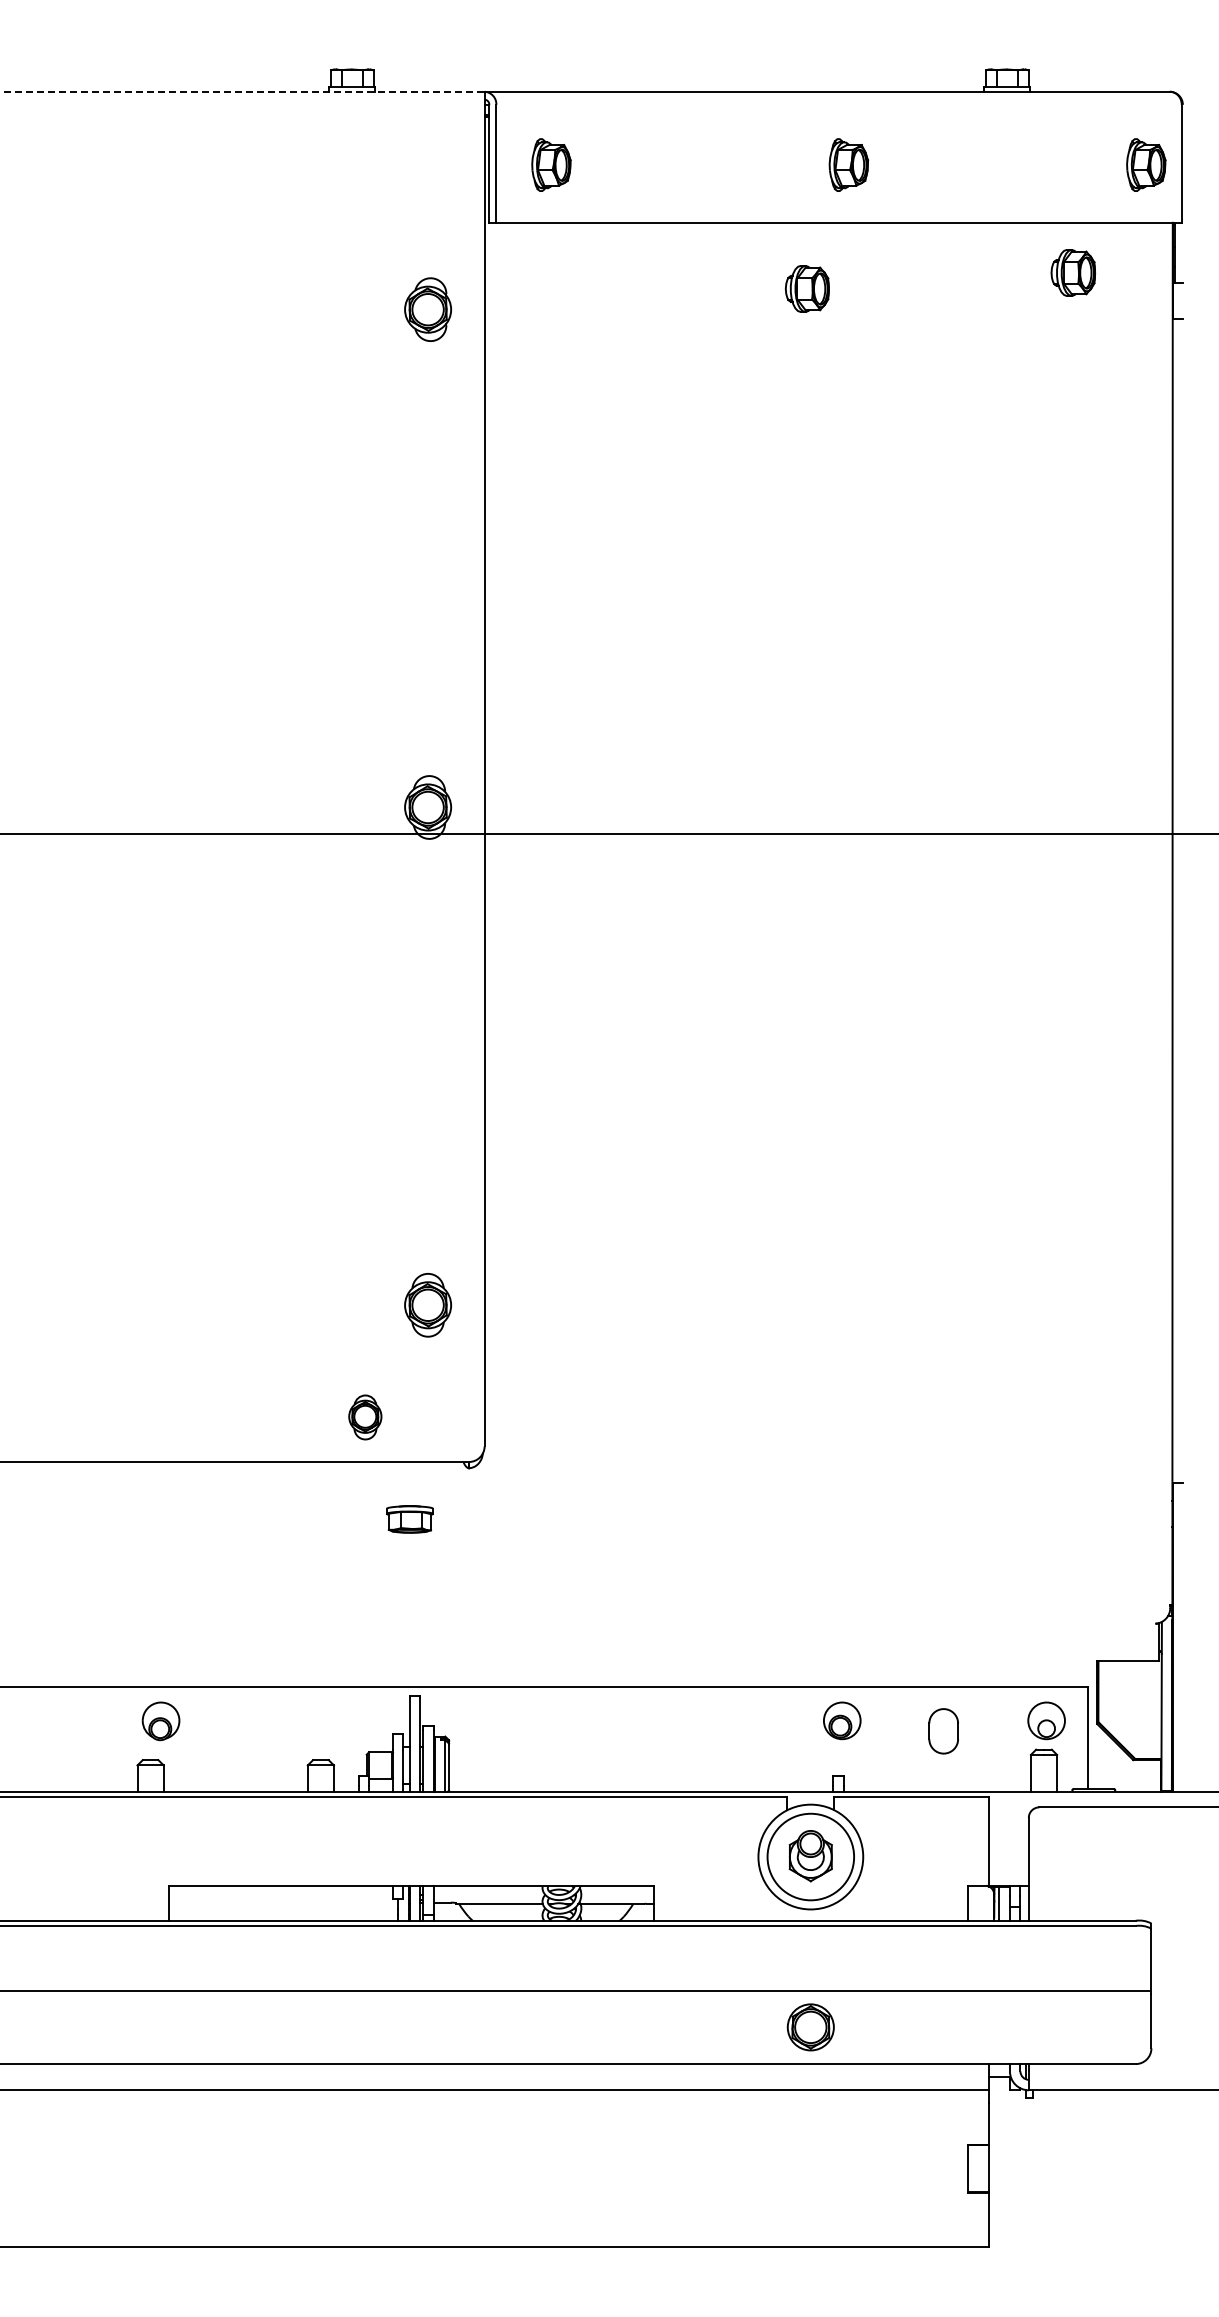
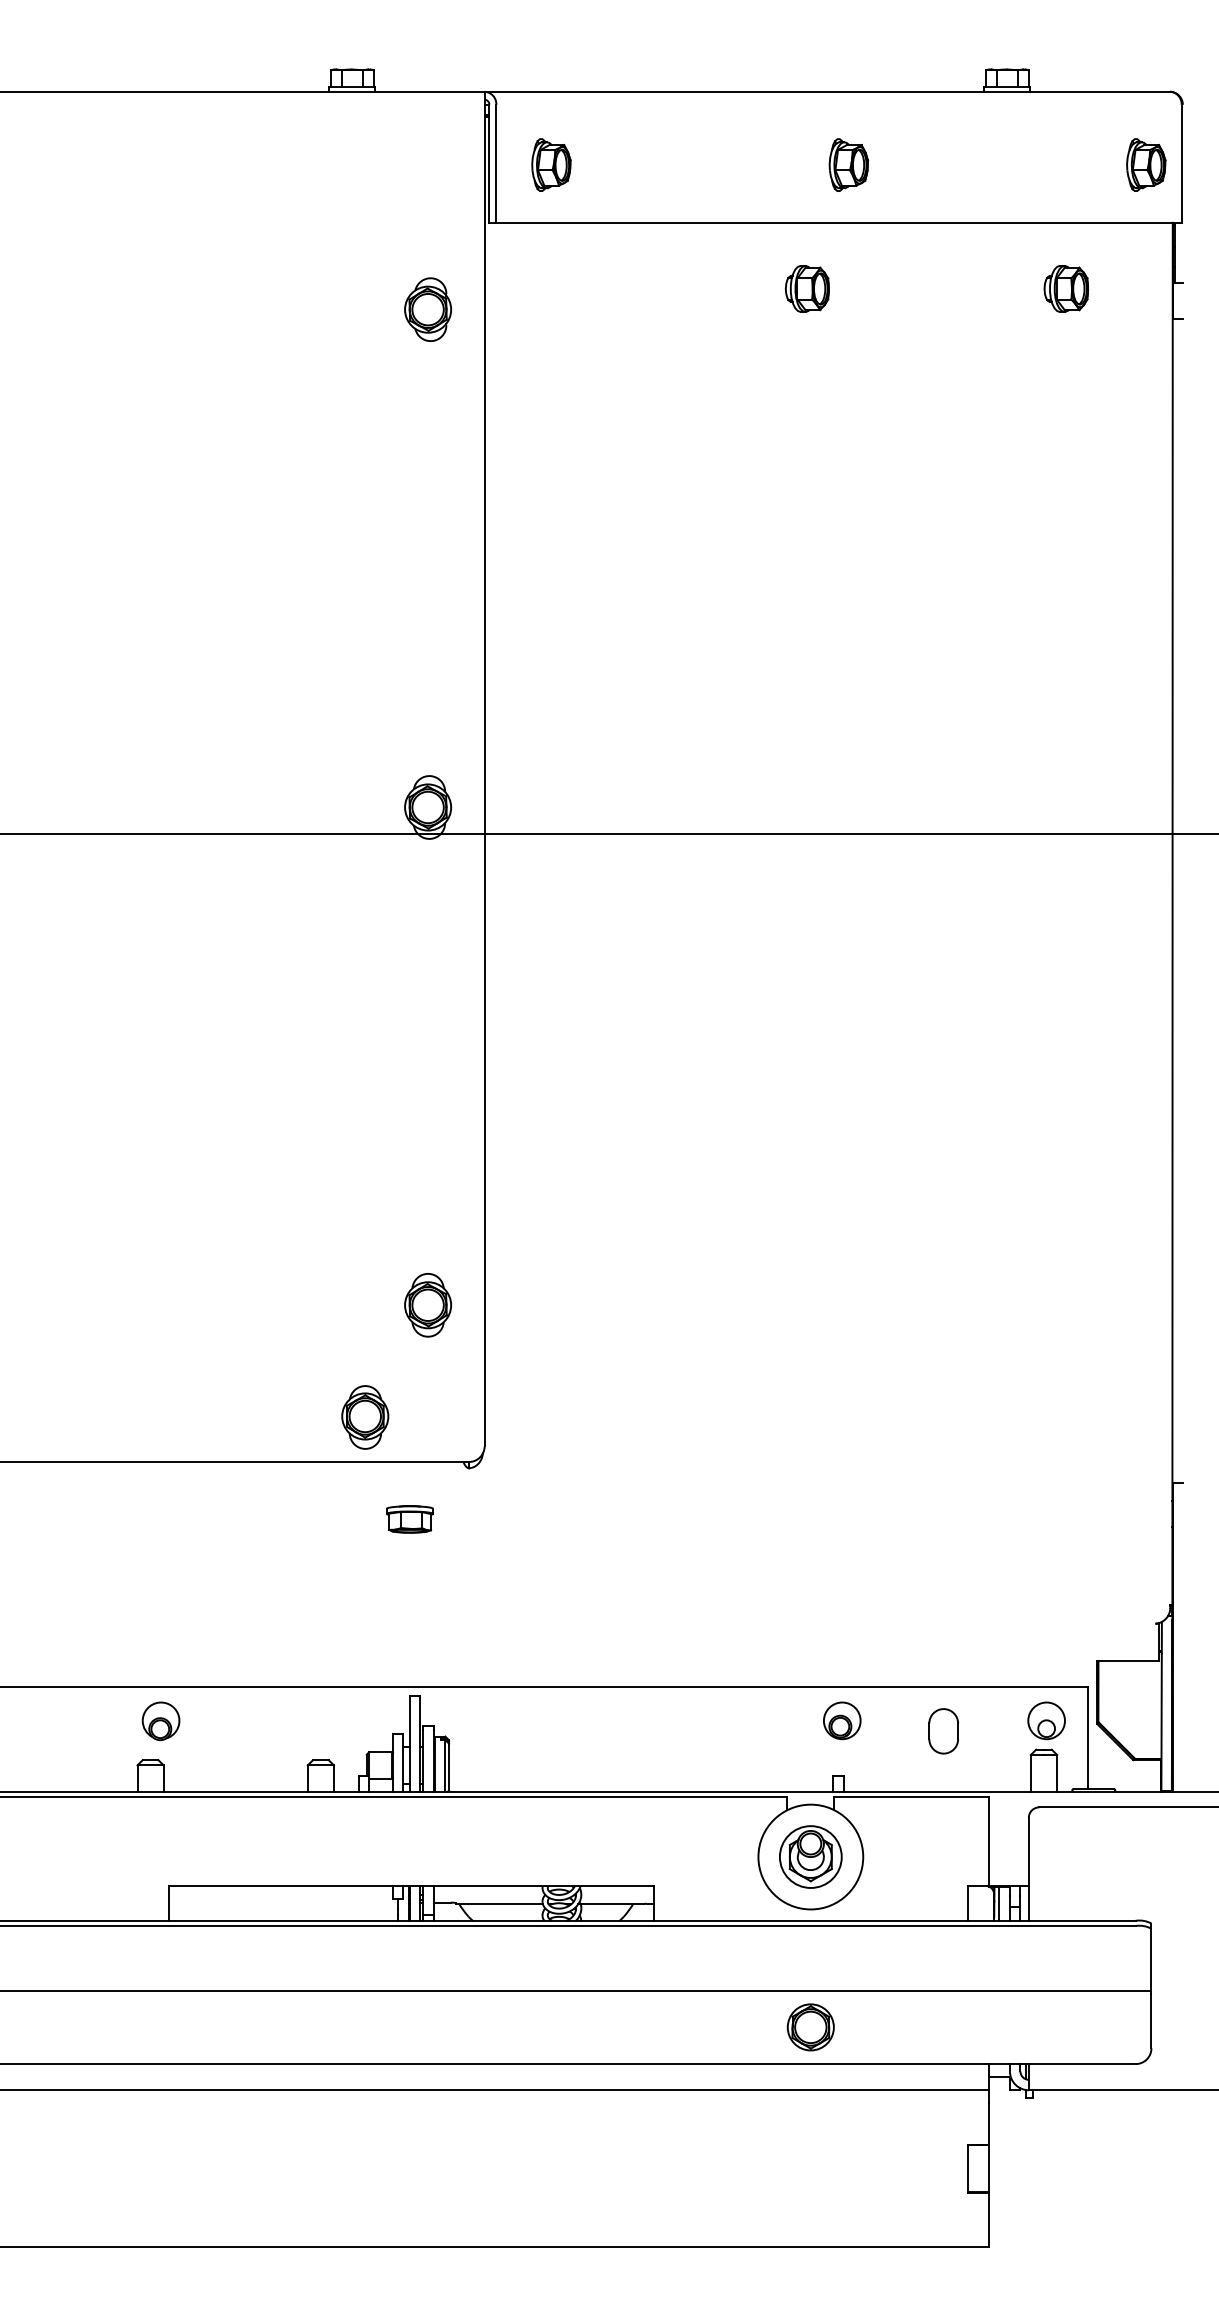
line: dashed -> solid (242, 91)
part position: (1073, 272) -> (1066, 288) (1066, 288)
part size: 35x47 px -> 49x65 px (365, 1417)
circle diameter: 87 px -> 62 px (810, 1856)
